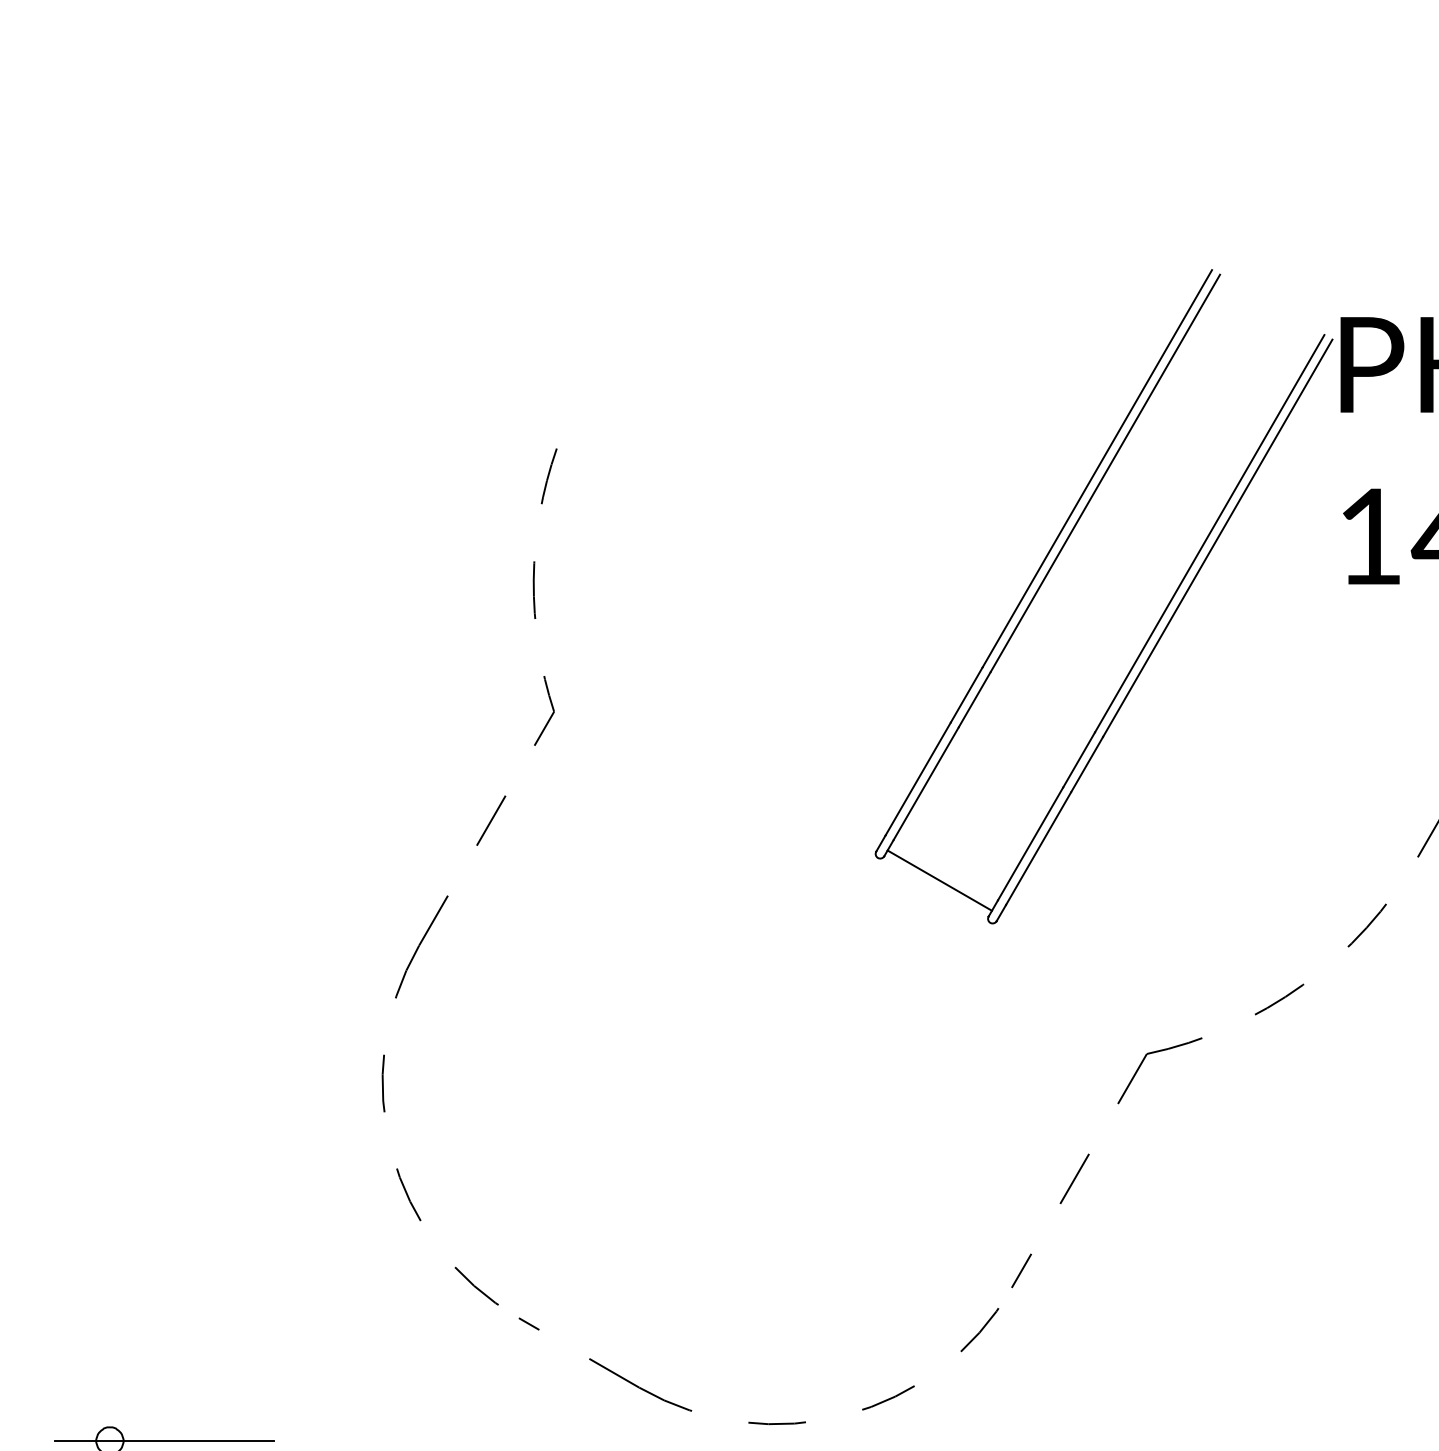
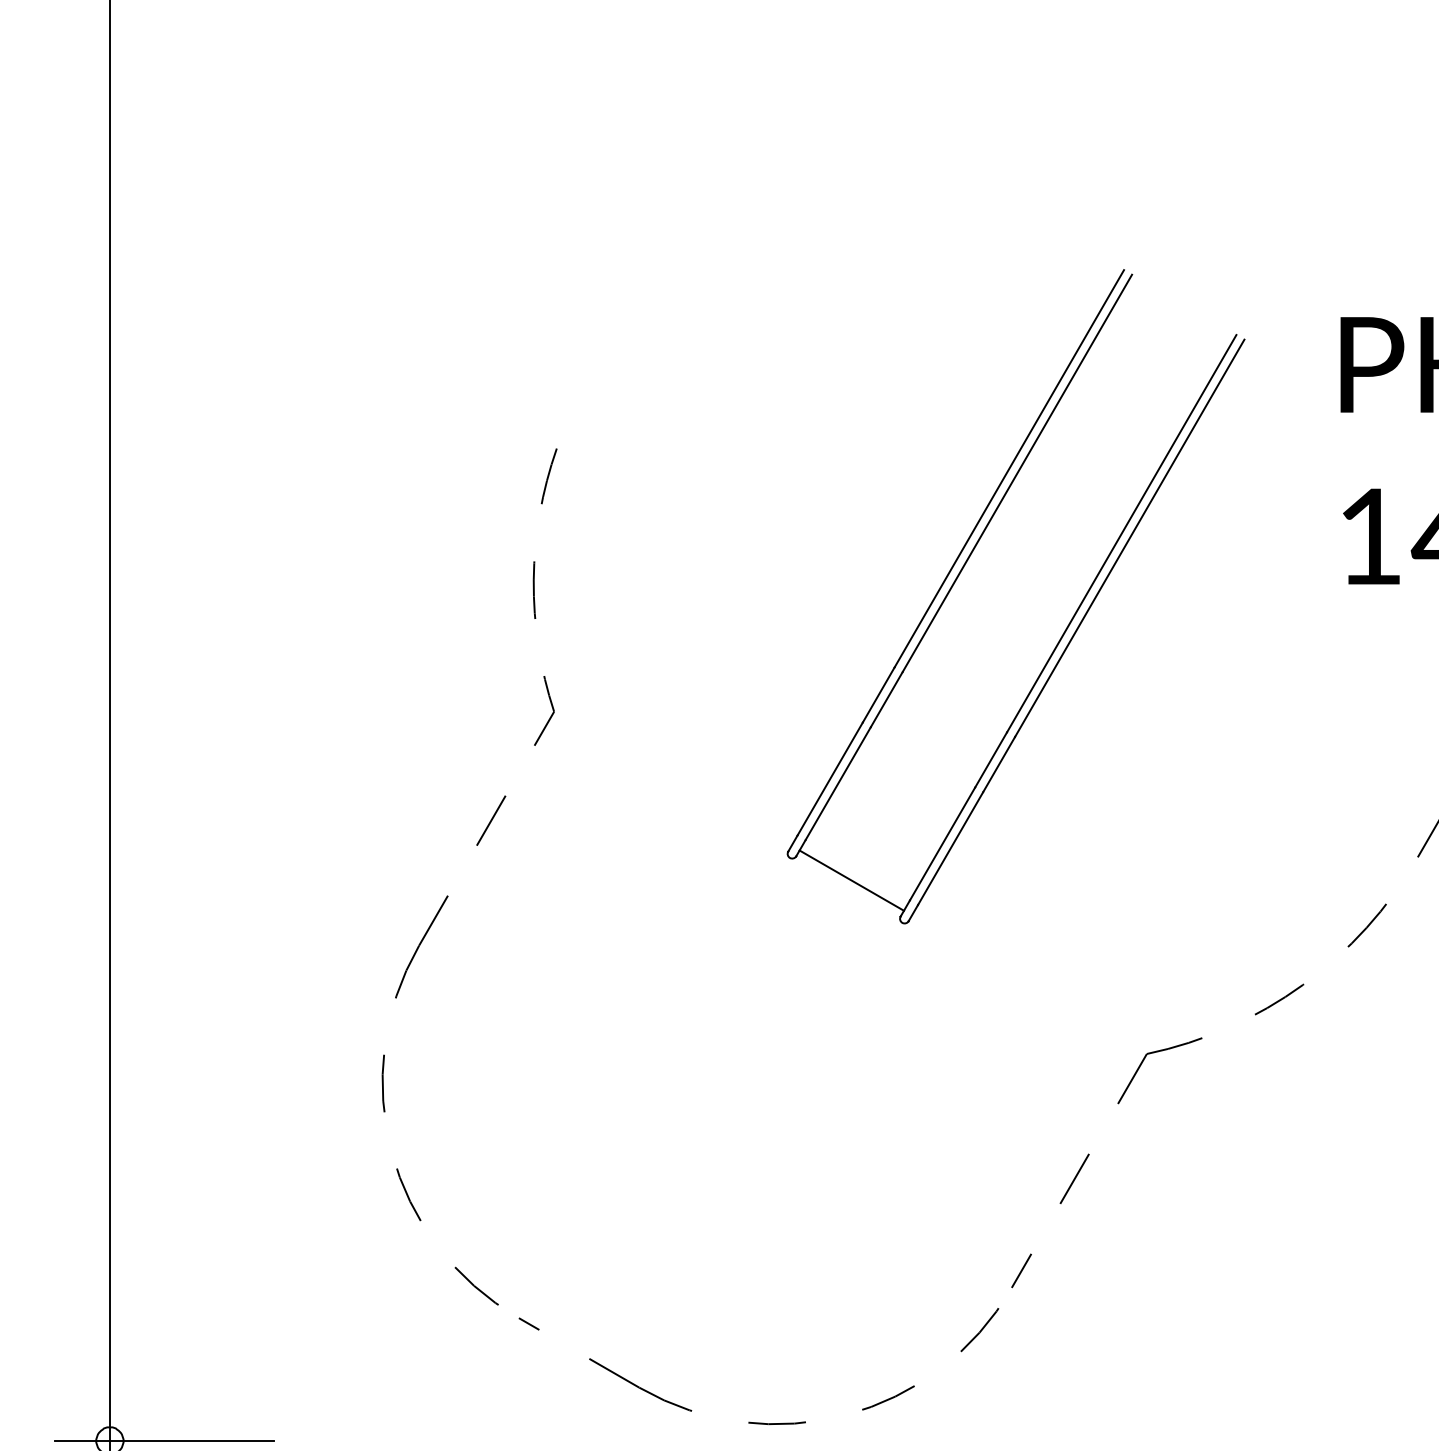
part position: (1052, 567) -> (964, 567) (964, 567)
line: none -> present (109, 724)
